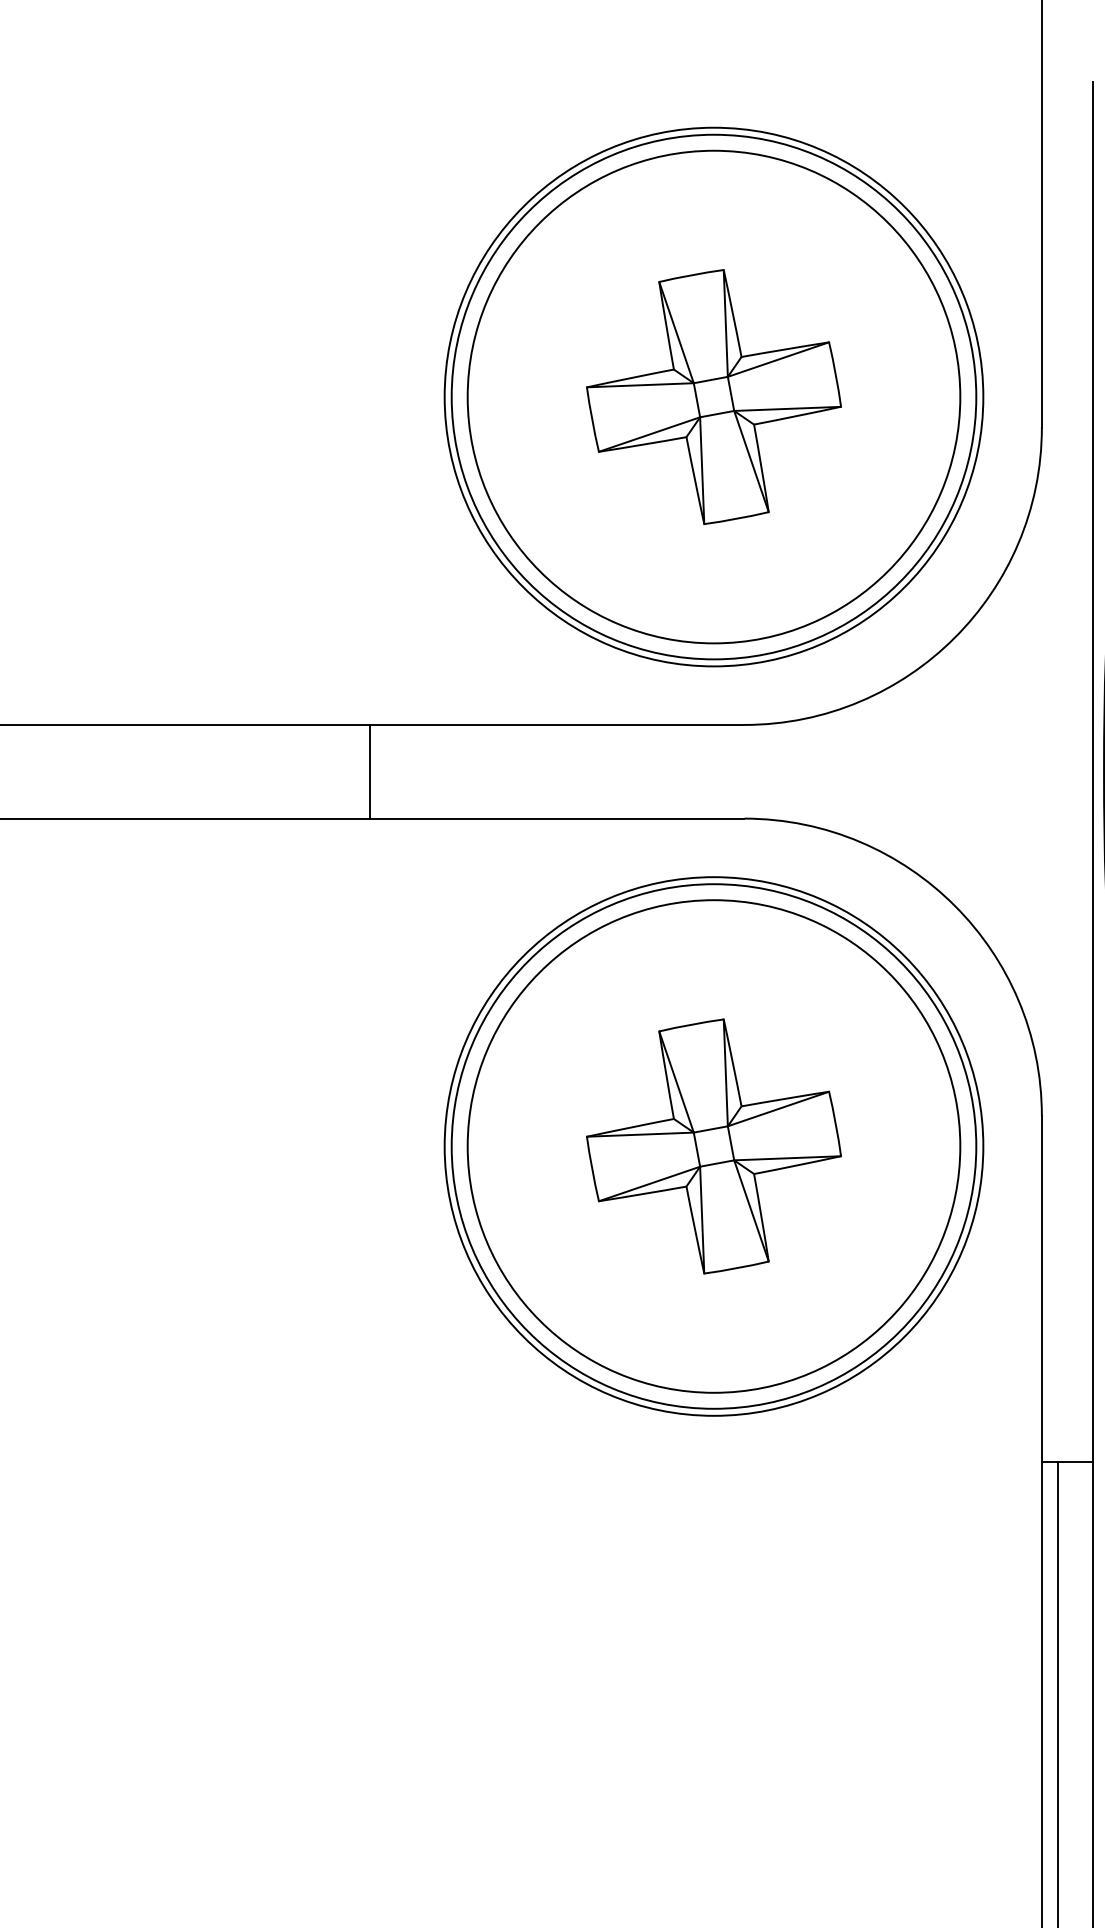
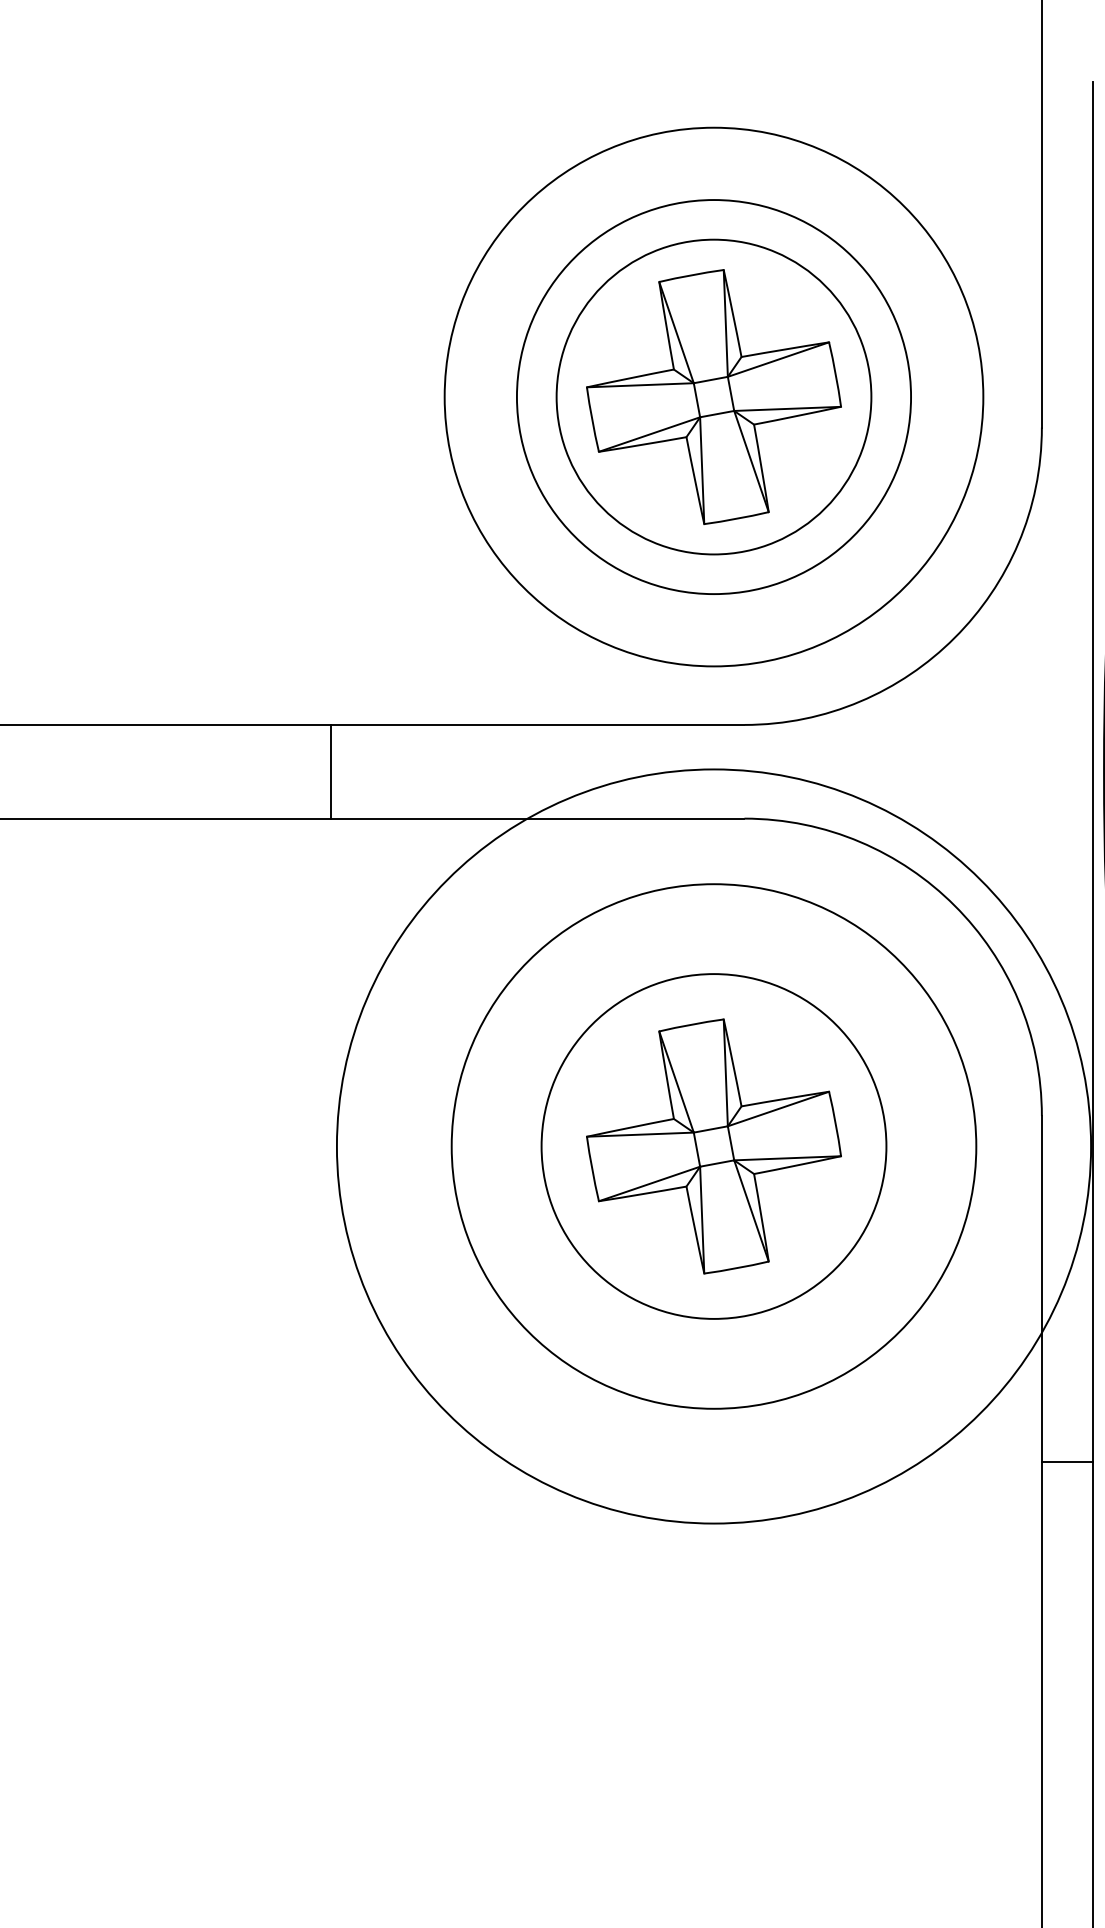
circle diameter: 493 px -> 394 px (713, 397)
circle diameter: 525 px -> 315 px (713, 396)
line position: (370, 771) -> (331, 771) (331, 771)
circle diameter: 493 px -> 345 px (713, 1146)
circle diameter: 539 px -> 754 px (713, 1146)
line: present -> none (1058, 1692)
